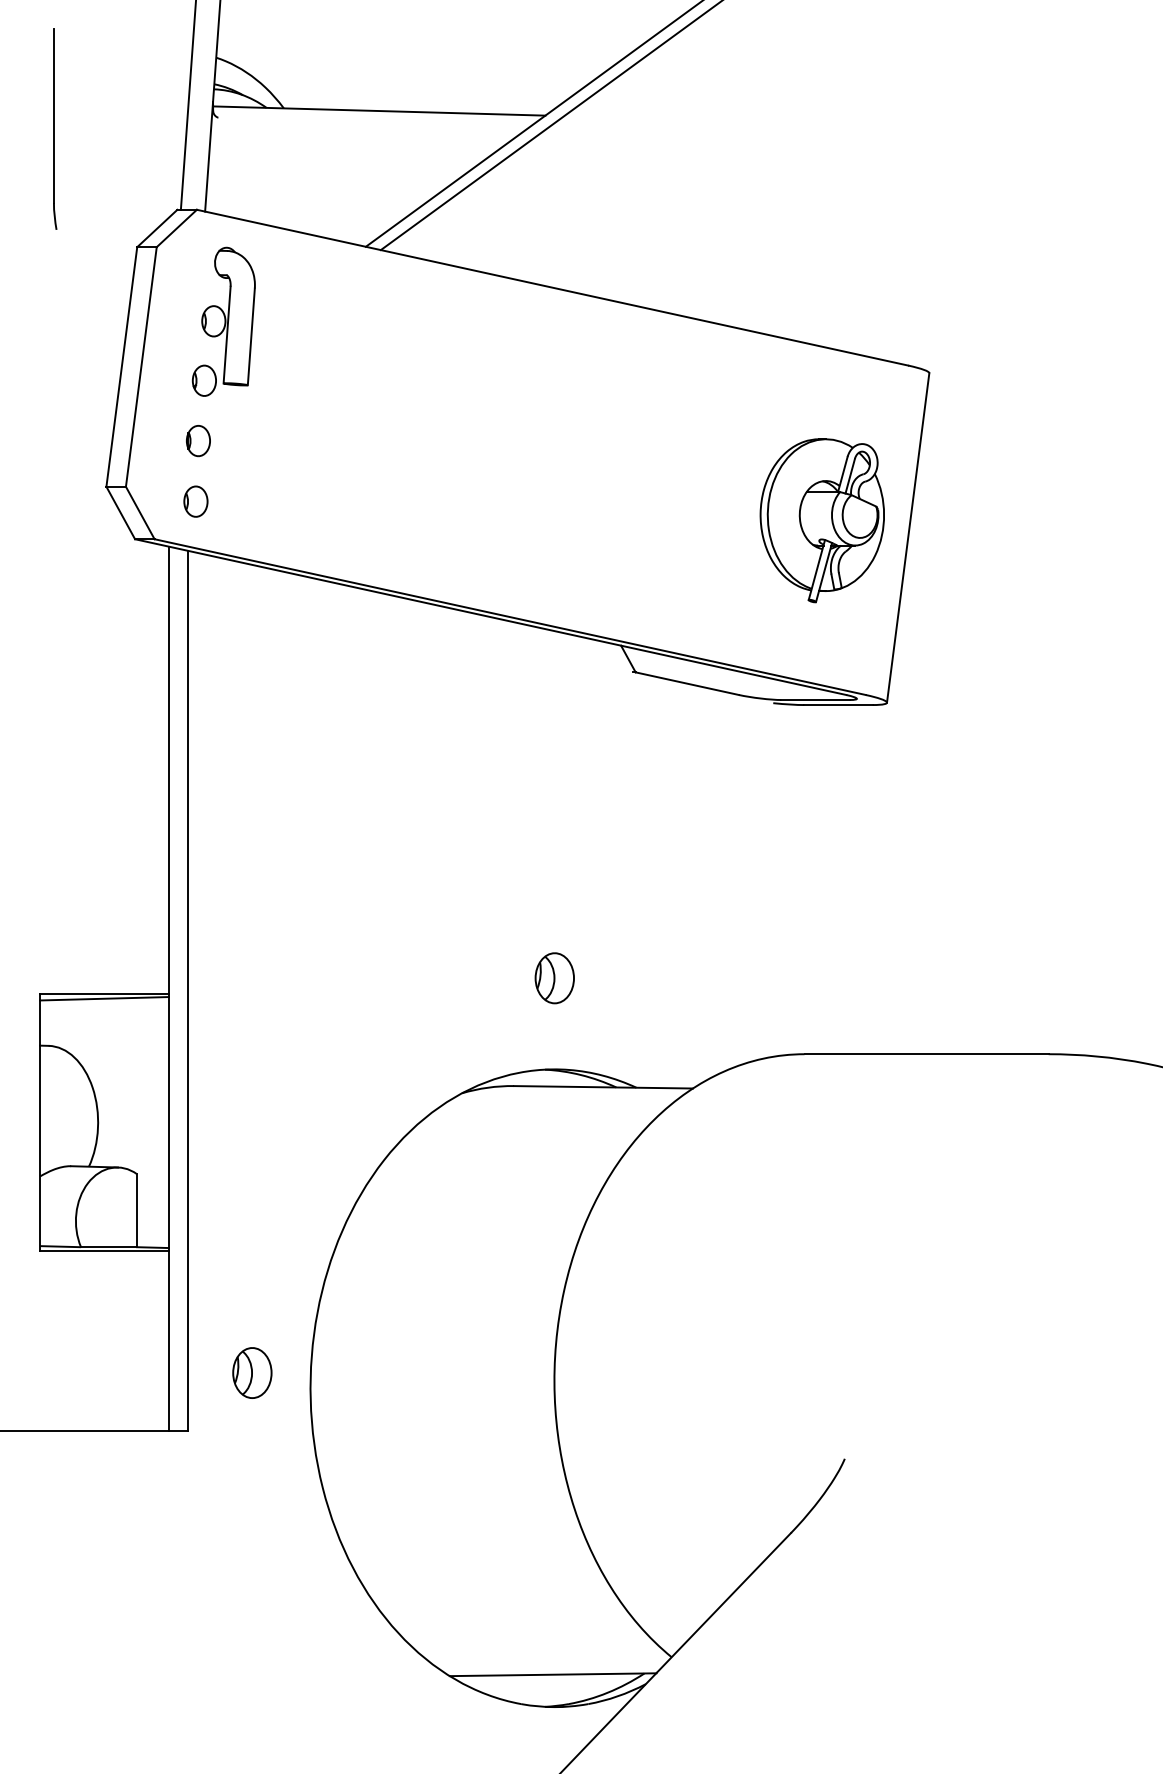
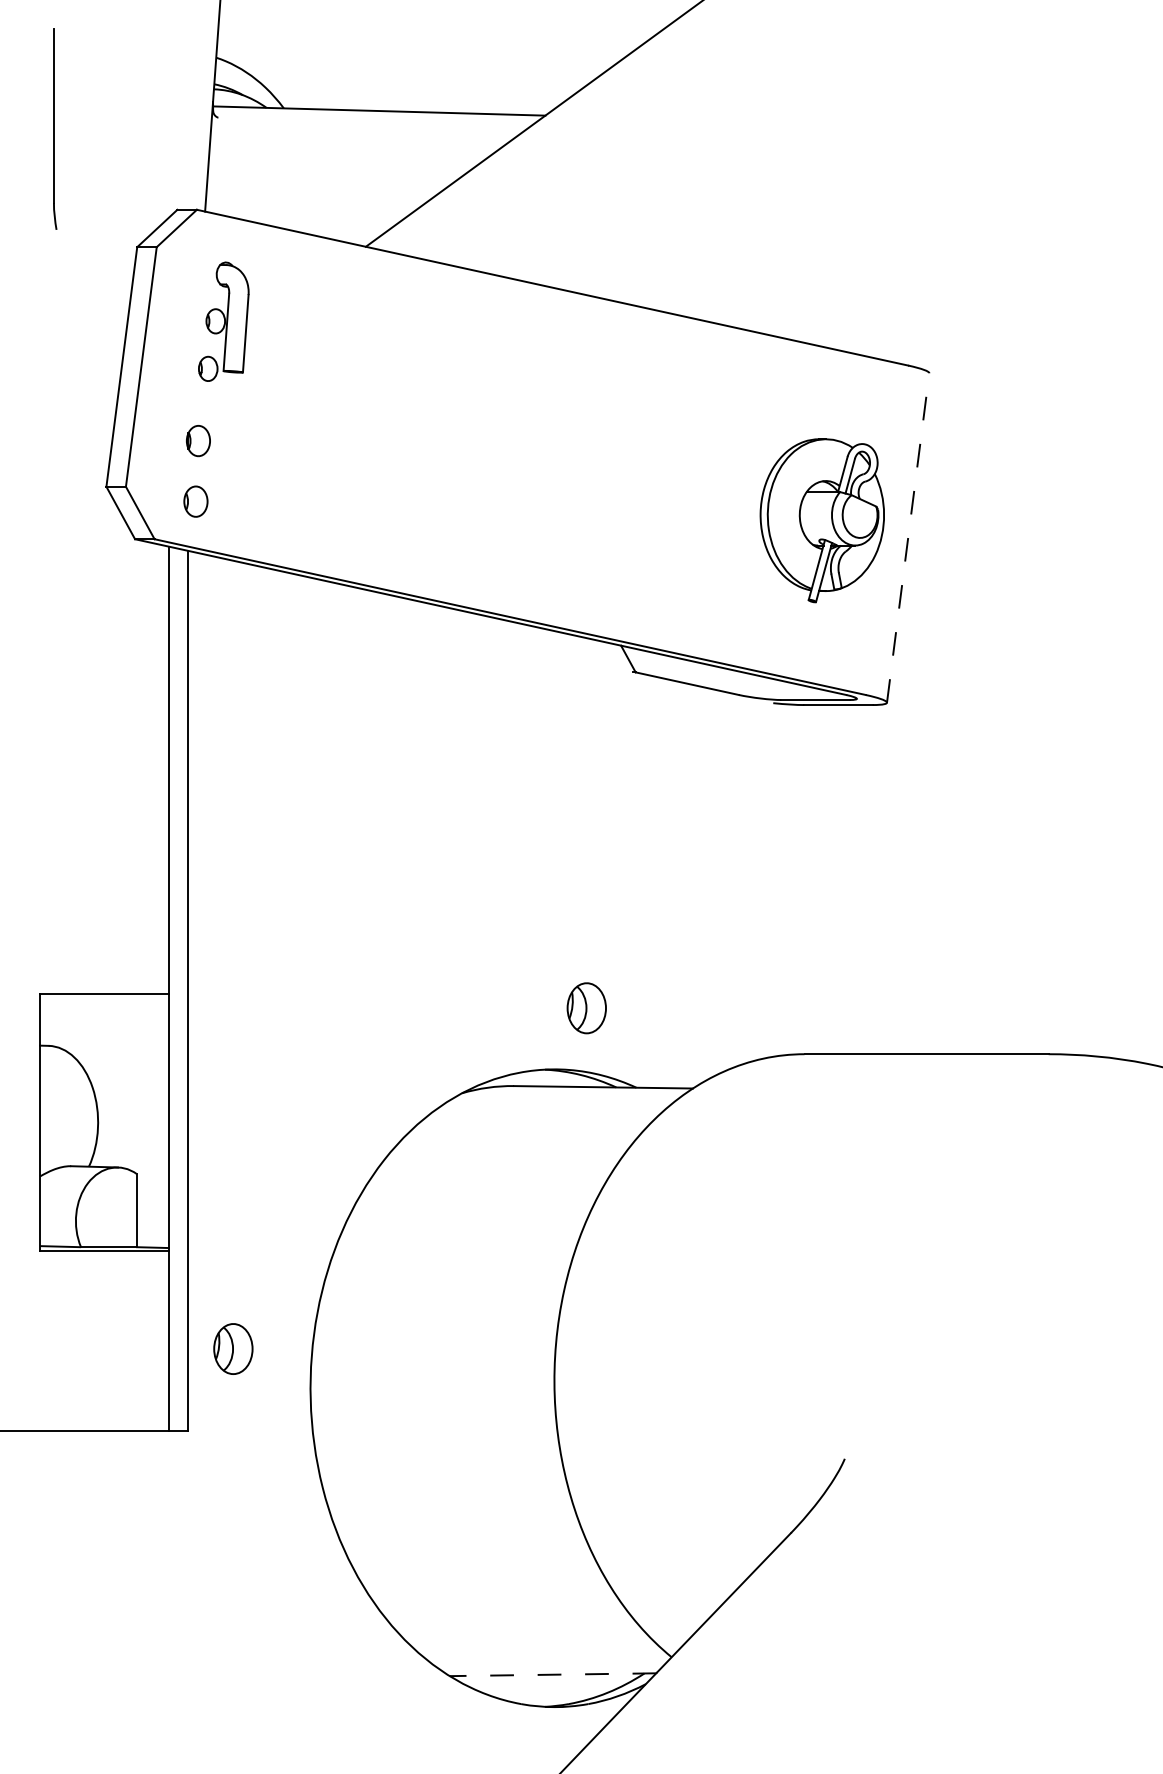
line: present -> none (187, 105)
line: present -> none (550, 126)
part size: 65x151 px -> 52x121 px (223, 321)
line: solid -> dashed (908, 537)
part position: (554, 978) -> (586, 1008) (586, 1008)
line: present -> none (104, 998)
part position: (252, 1372) -> (233, 1348) (233, 1348)
line: solid -> dashed (552, 1674)
